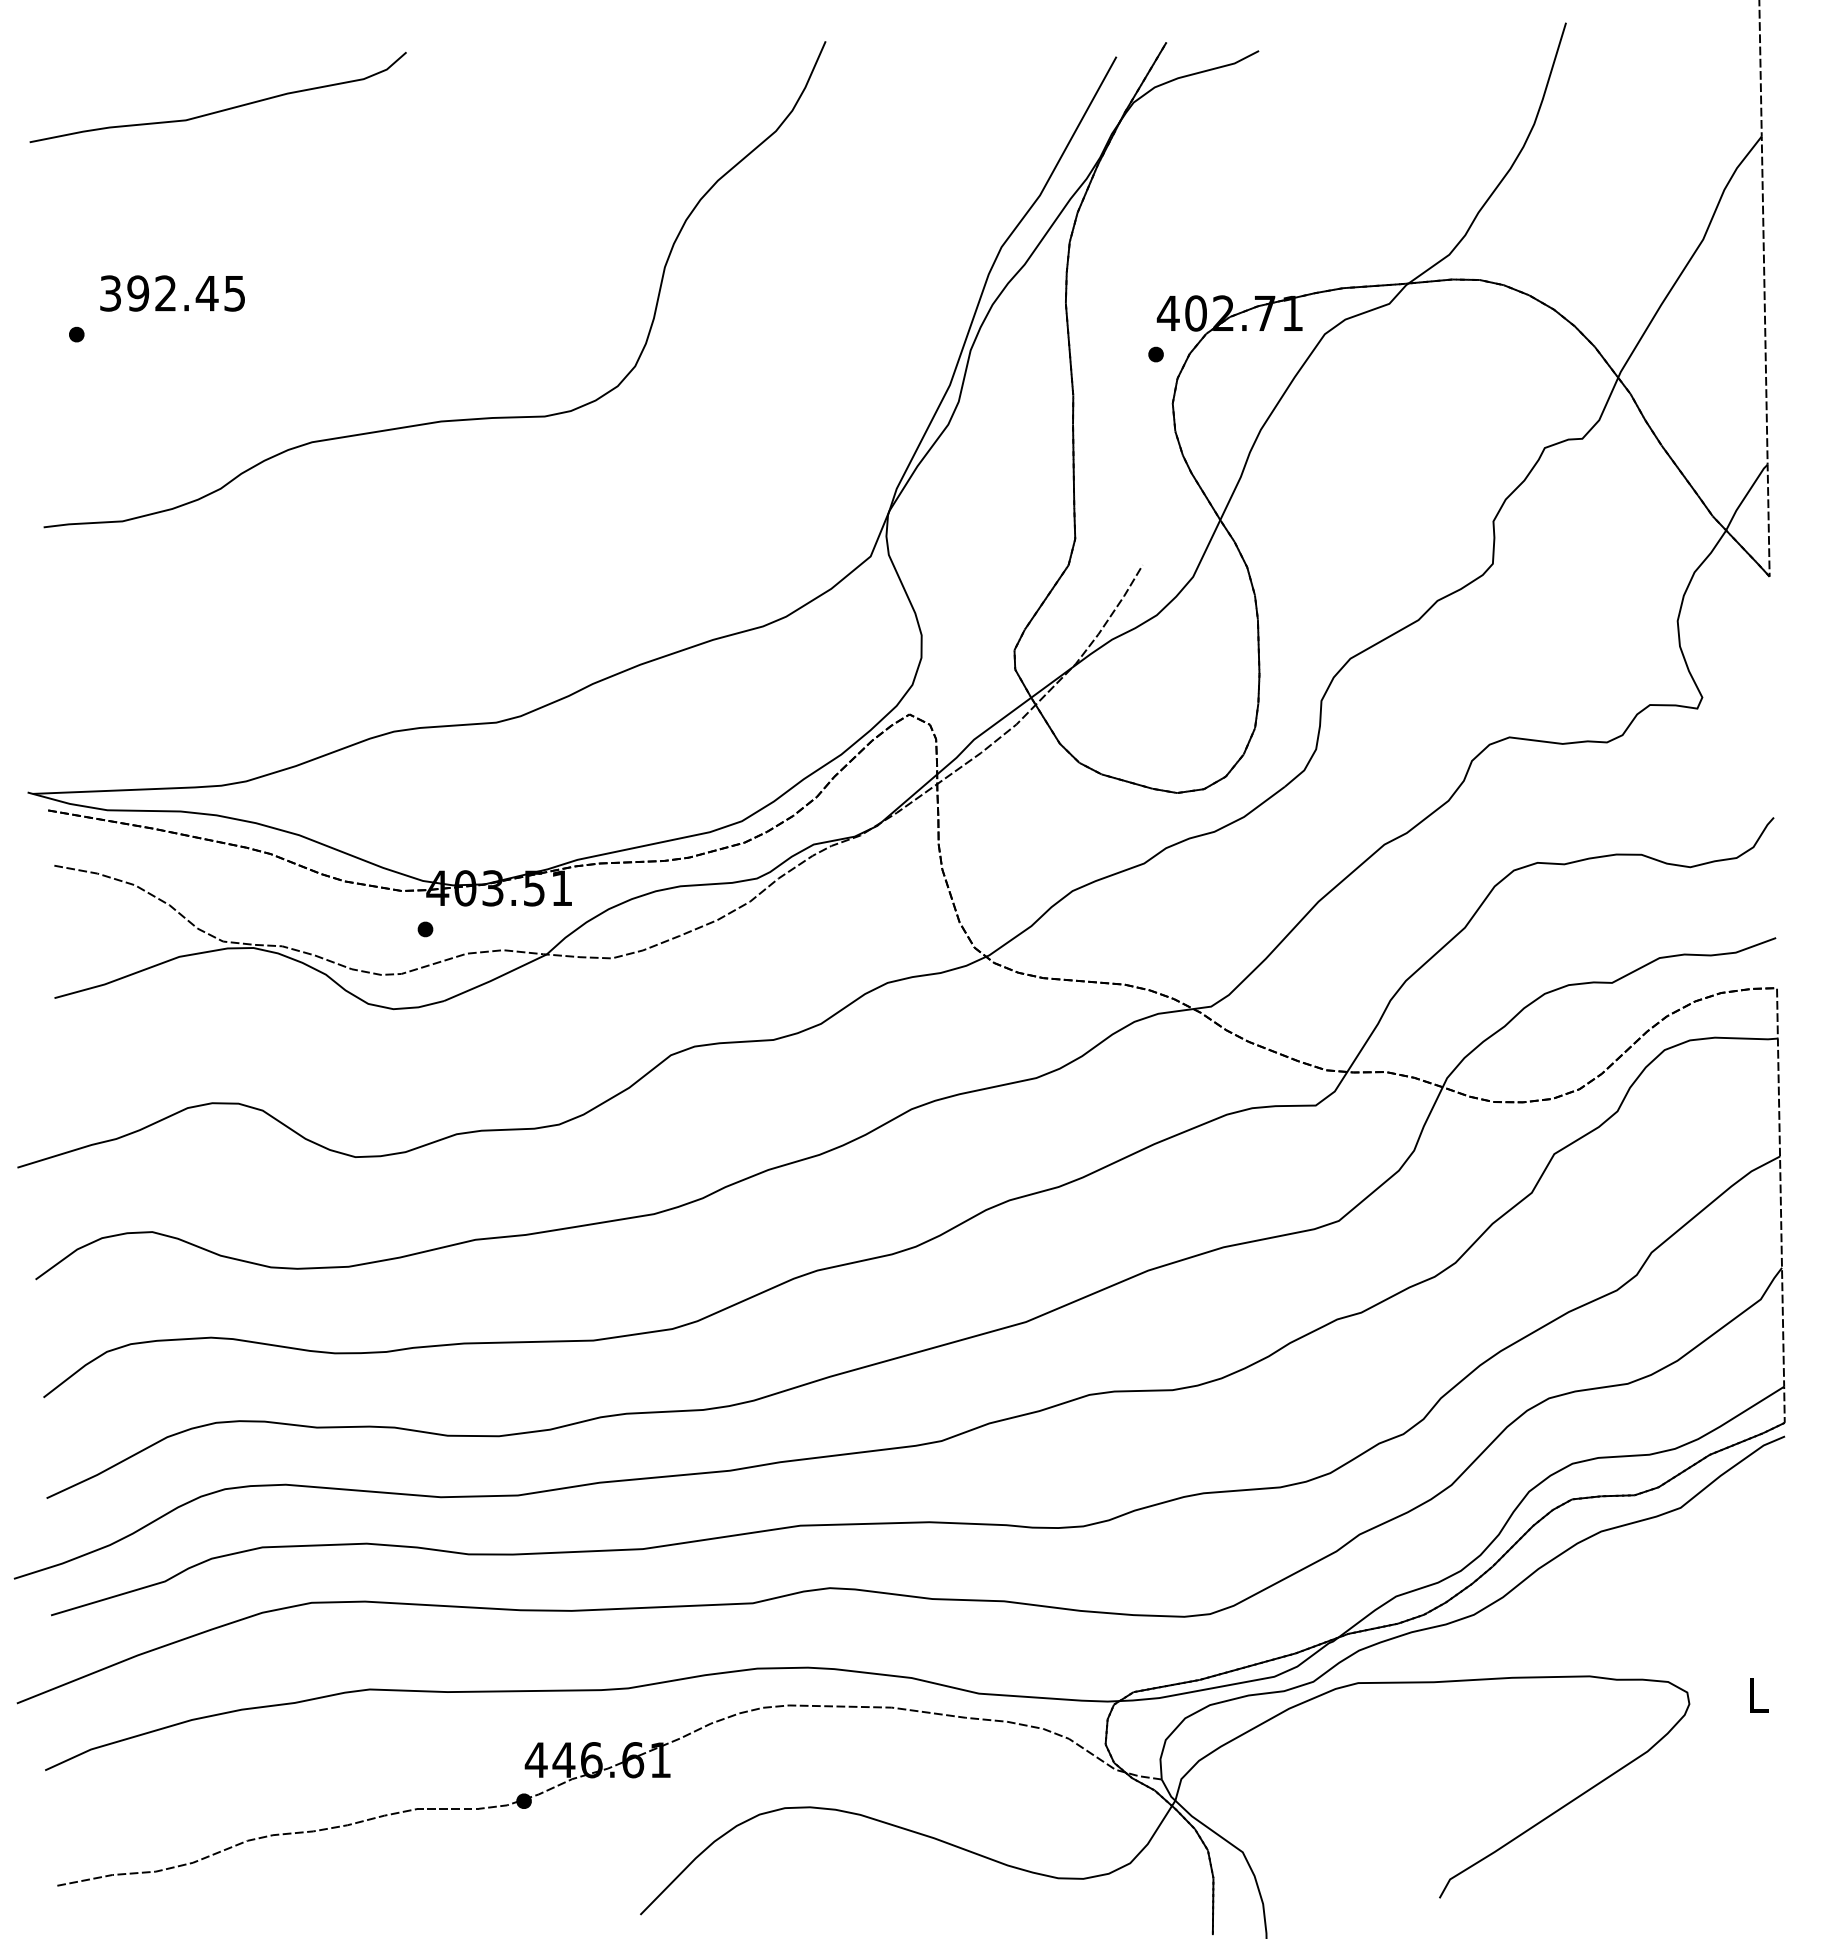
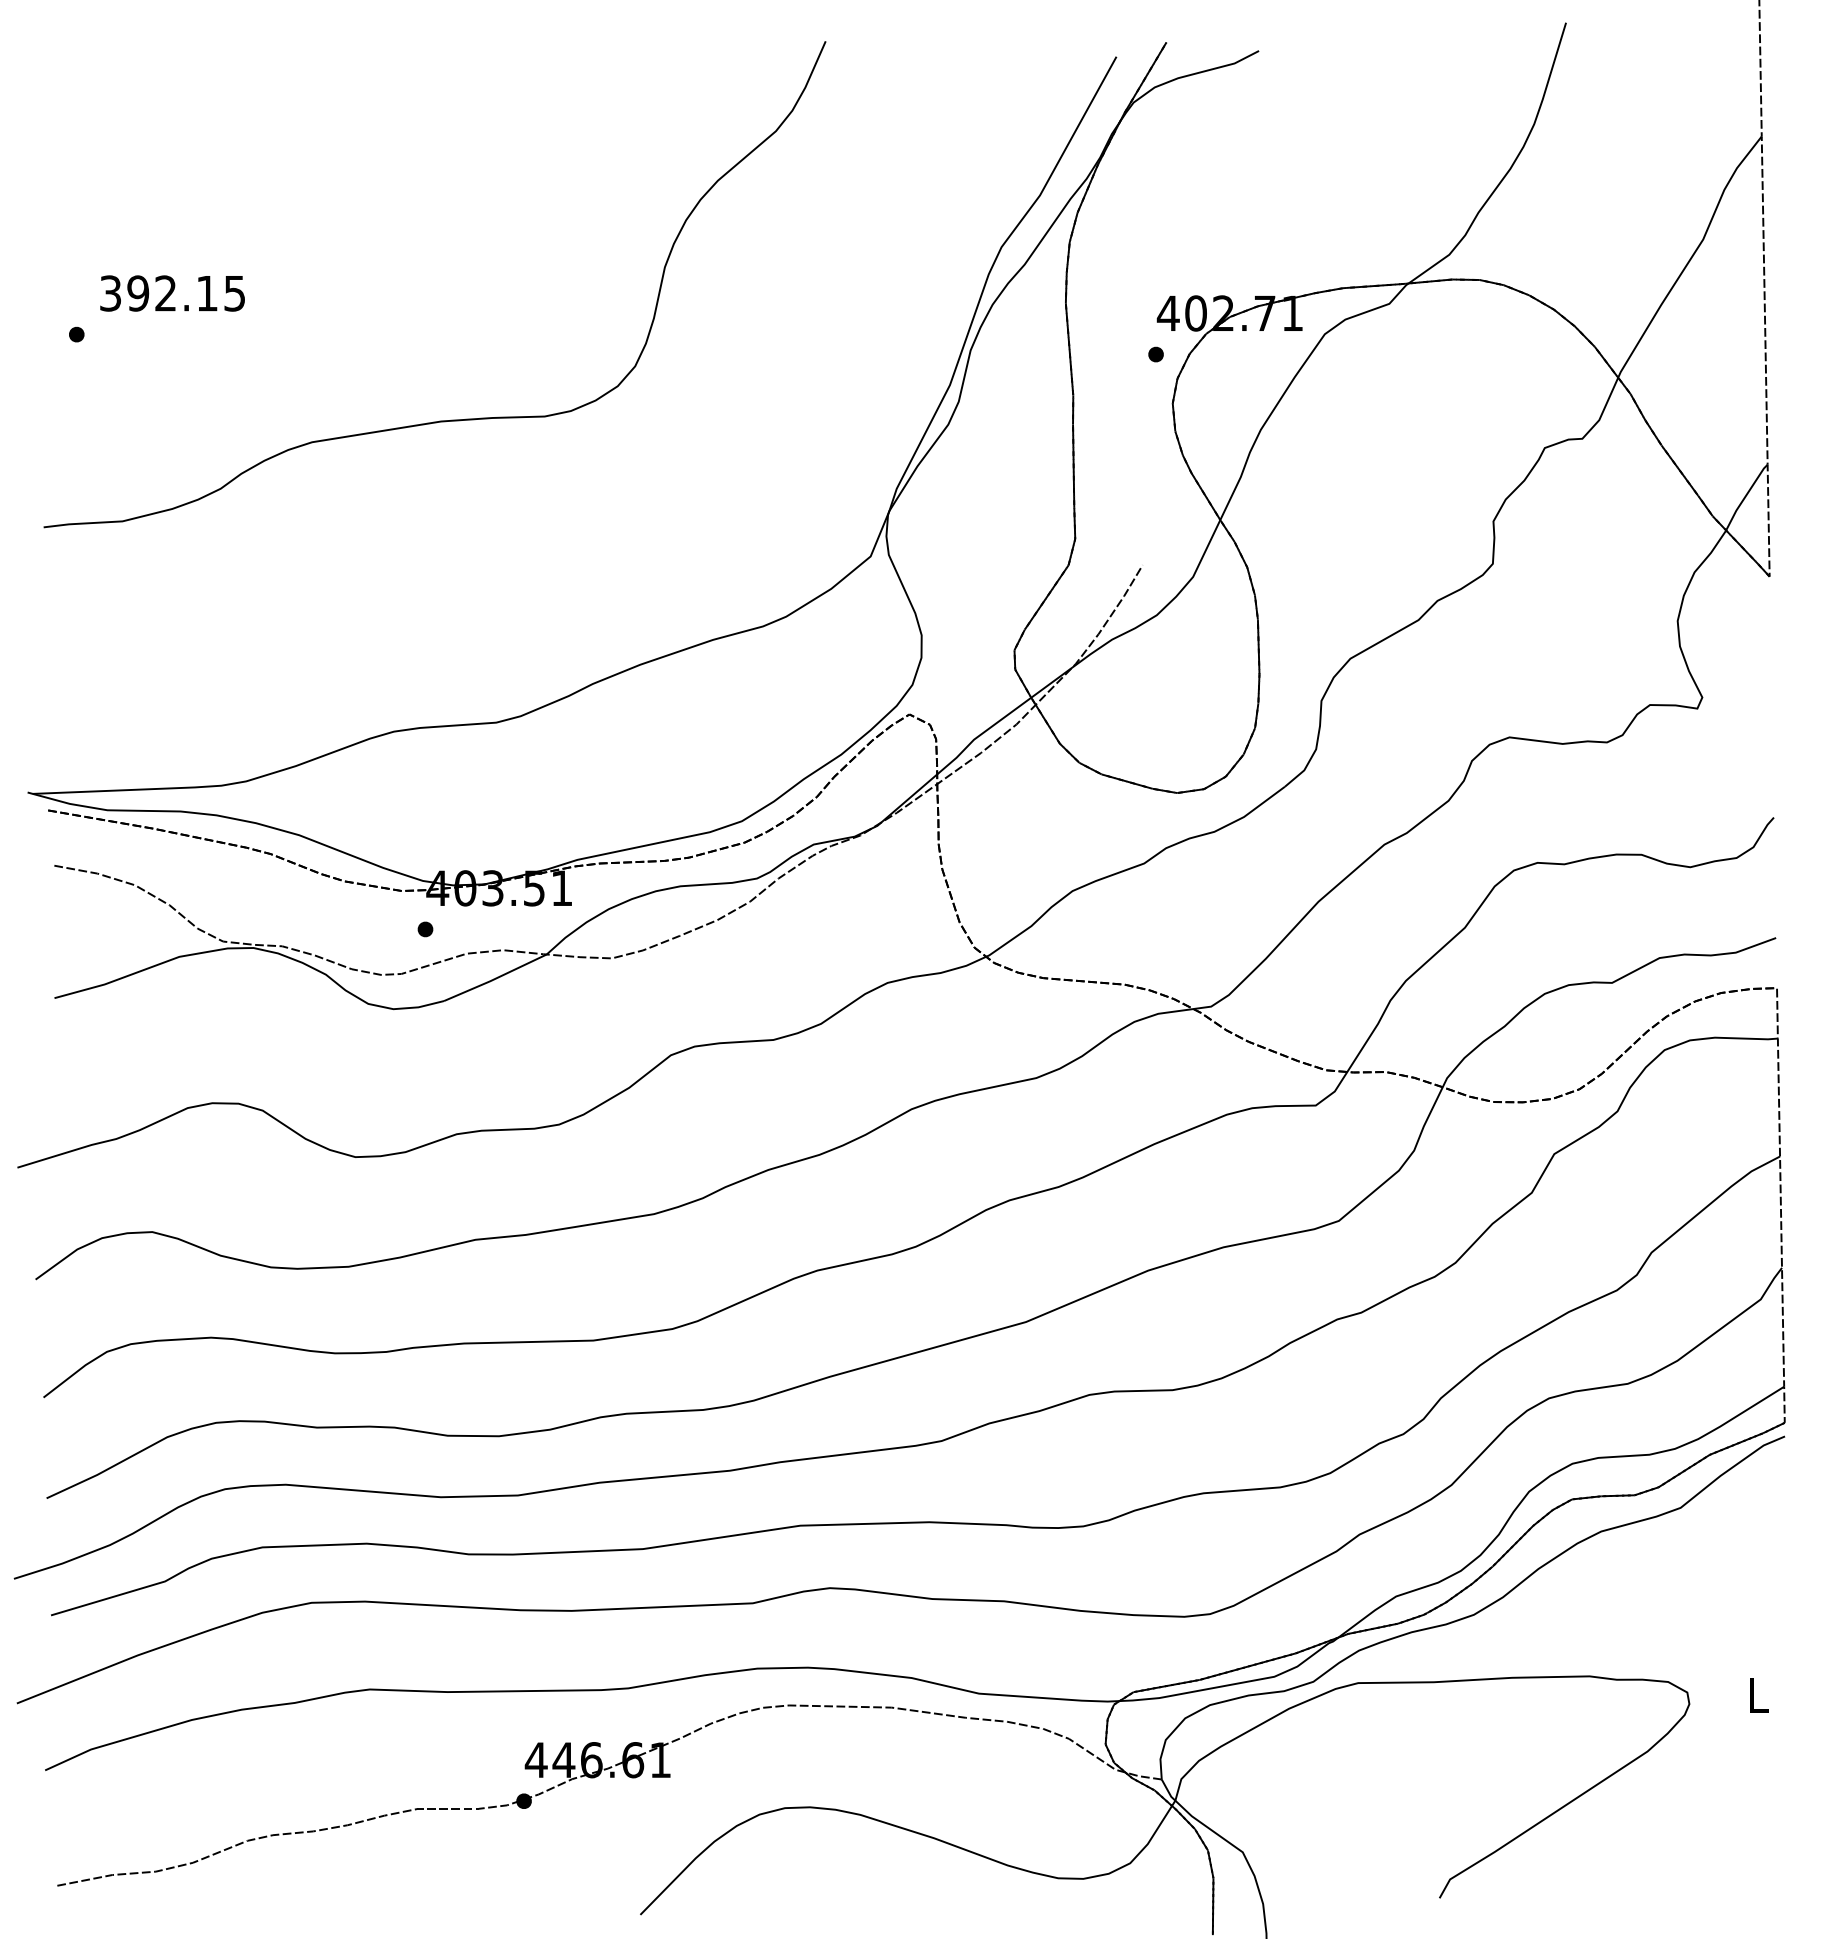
curve: present -> none (222, 109)
text: 392.45 -> 392.15 (206, 293)
